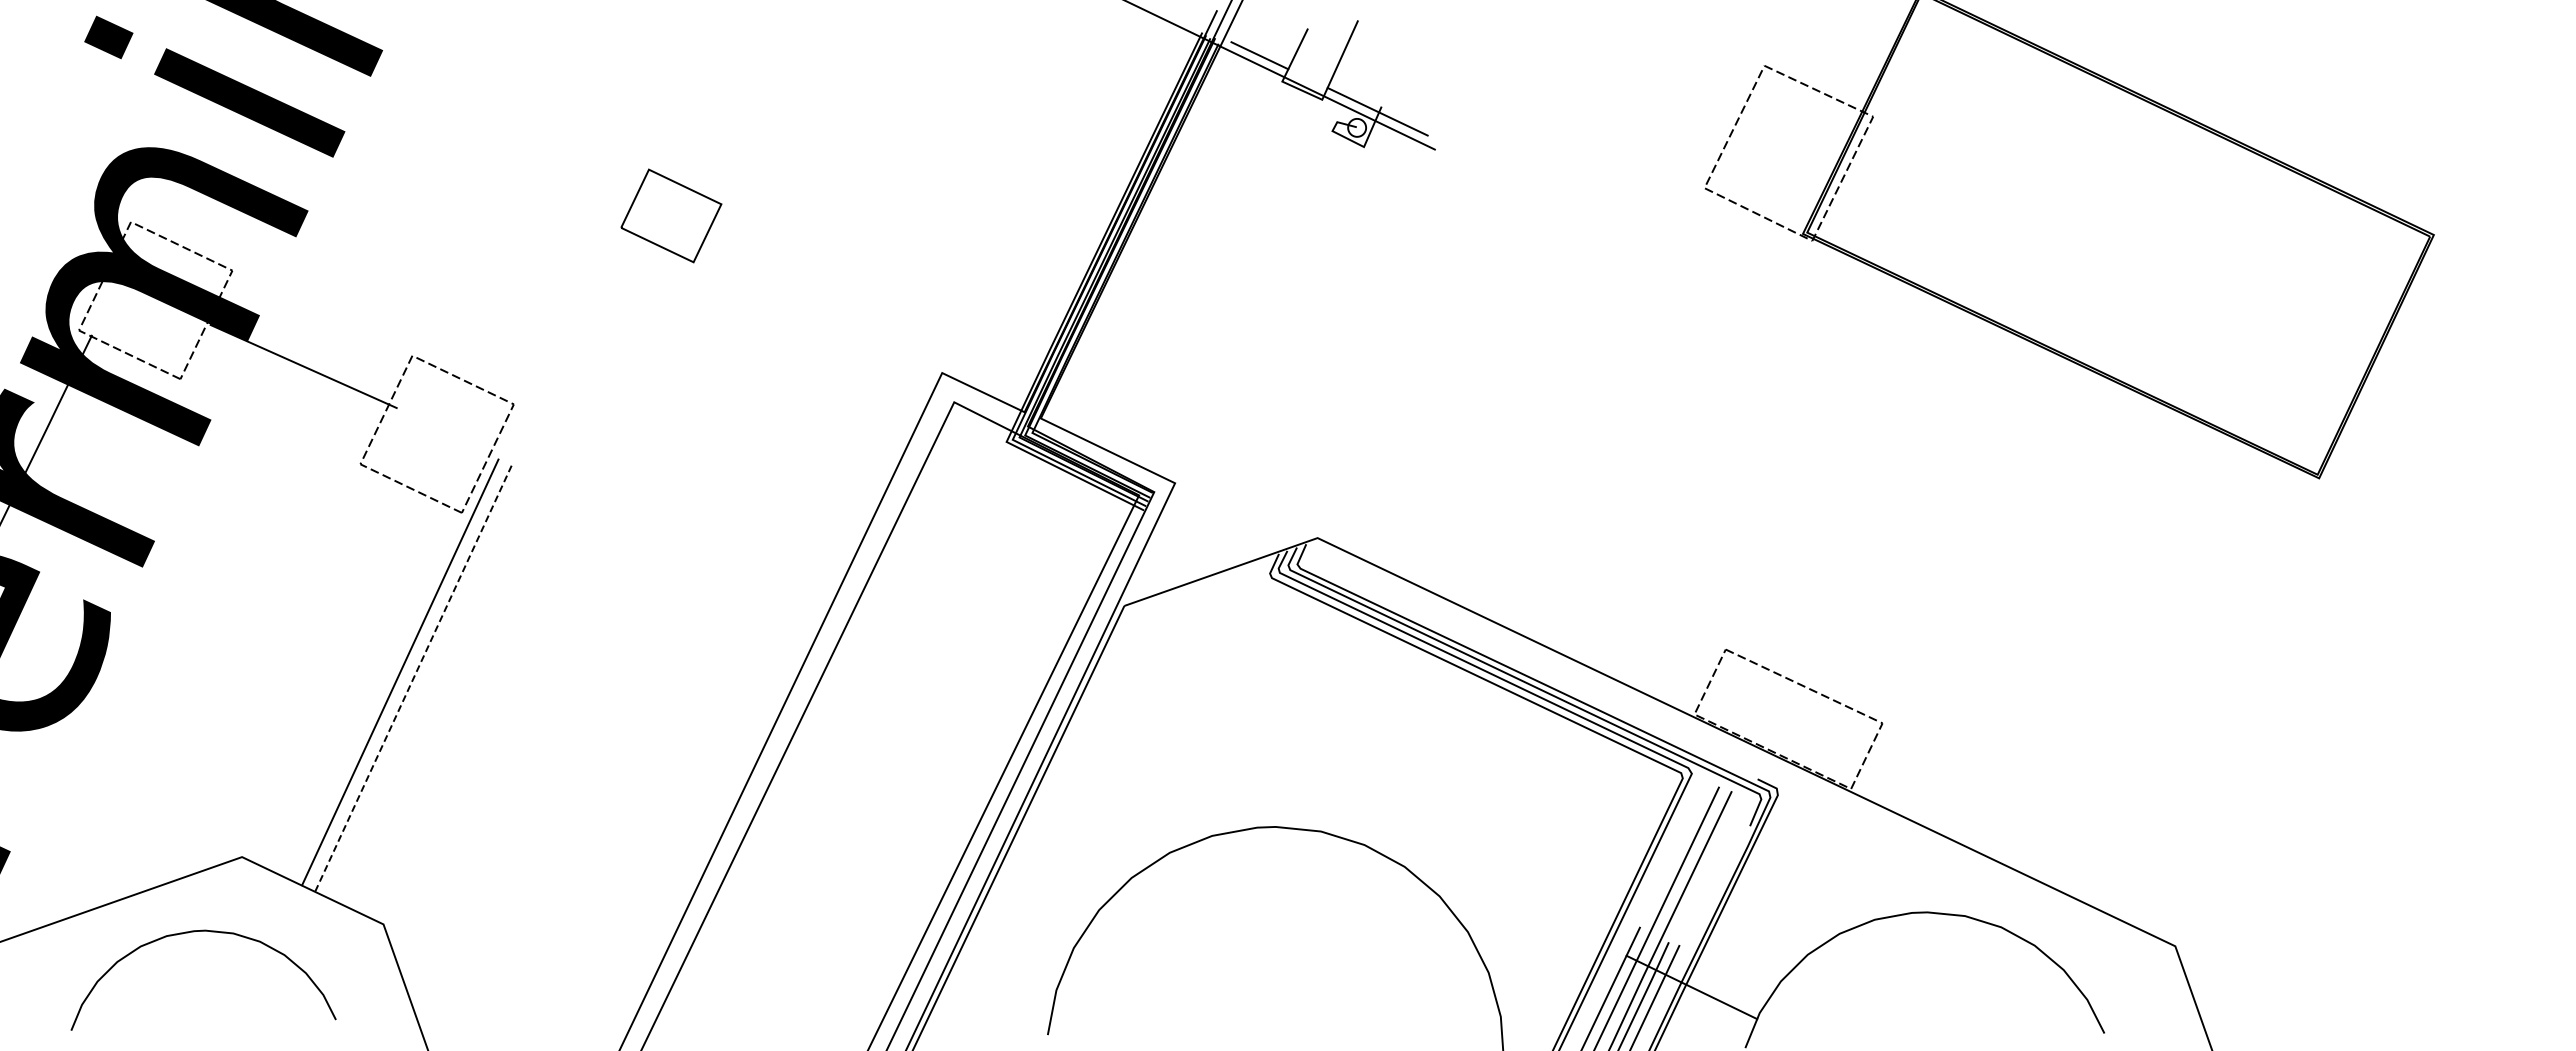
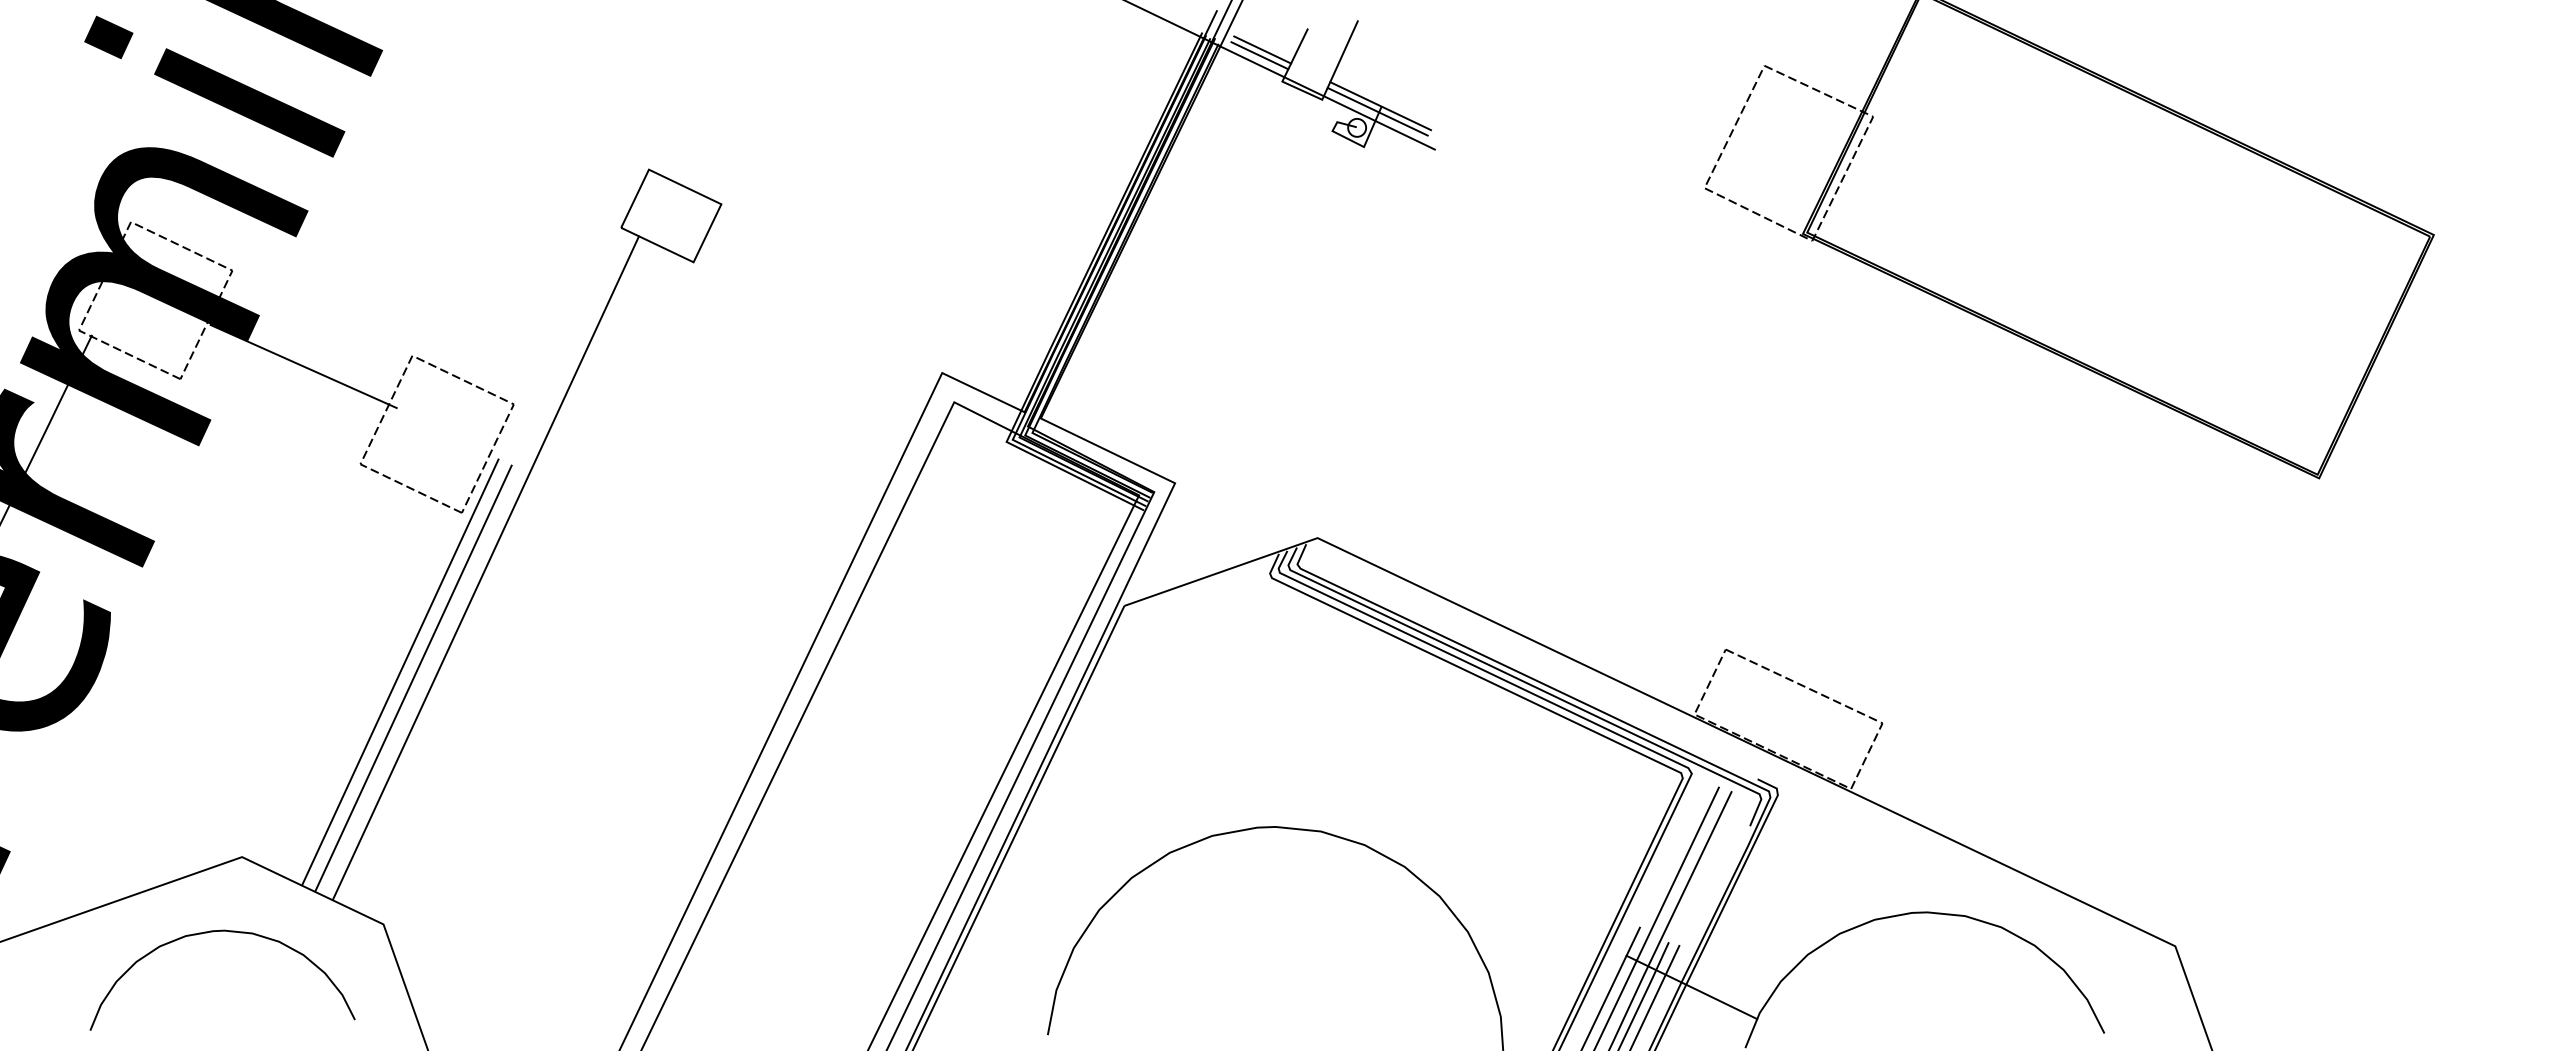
line: none -> present (1262, 49)
line: none -> present (1380, 106)
line: none -> present (485, 567)
line: dashed -> solid (413, 679)
curve position: (211, 932) -> (230, 932) (230, 932)
